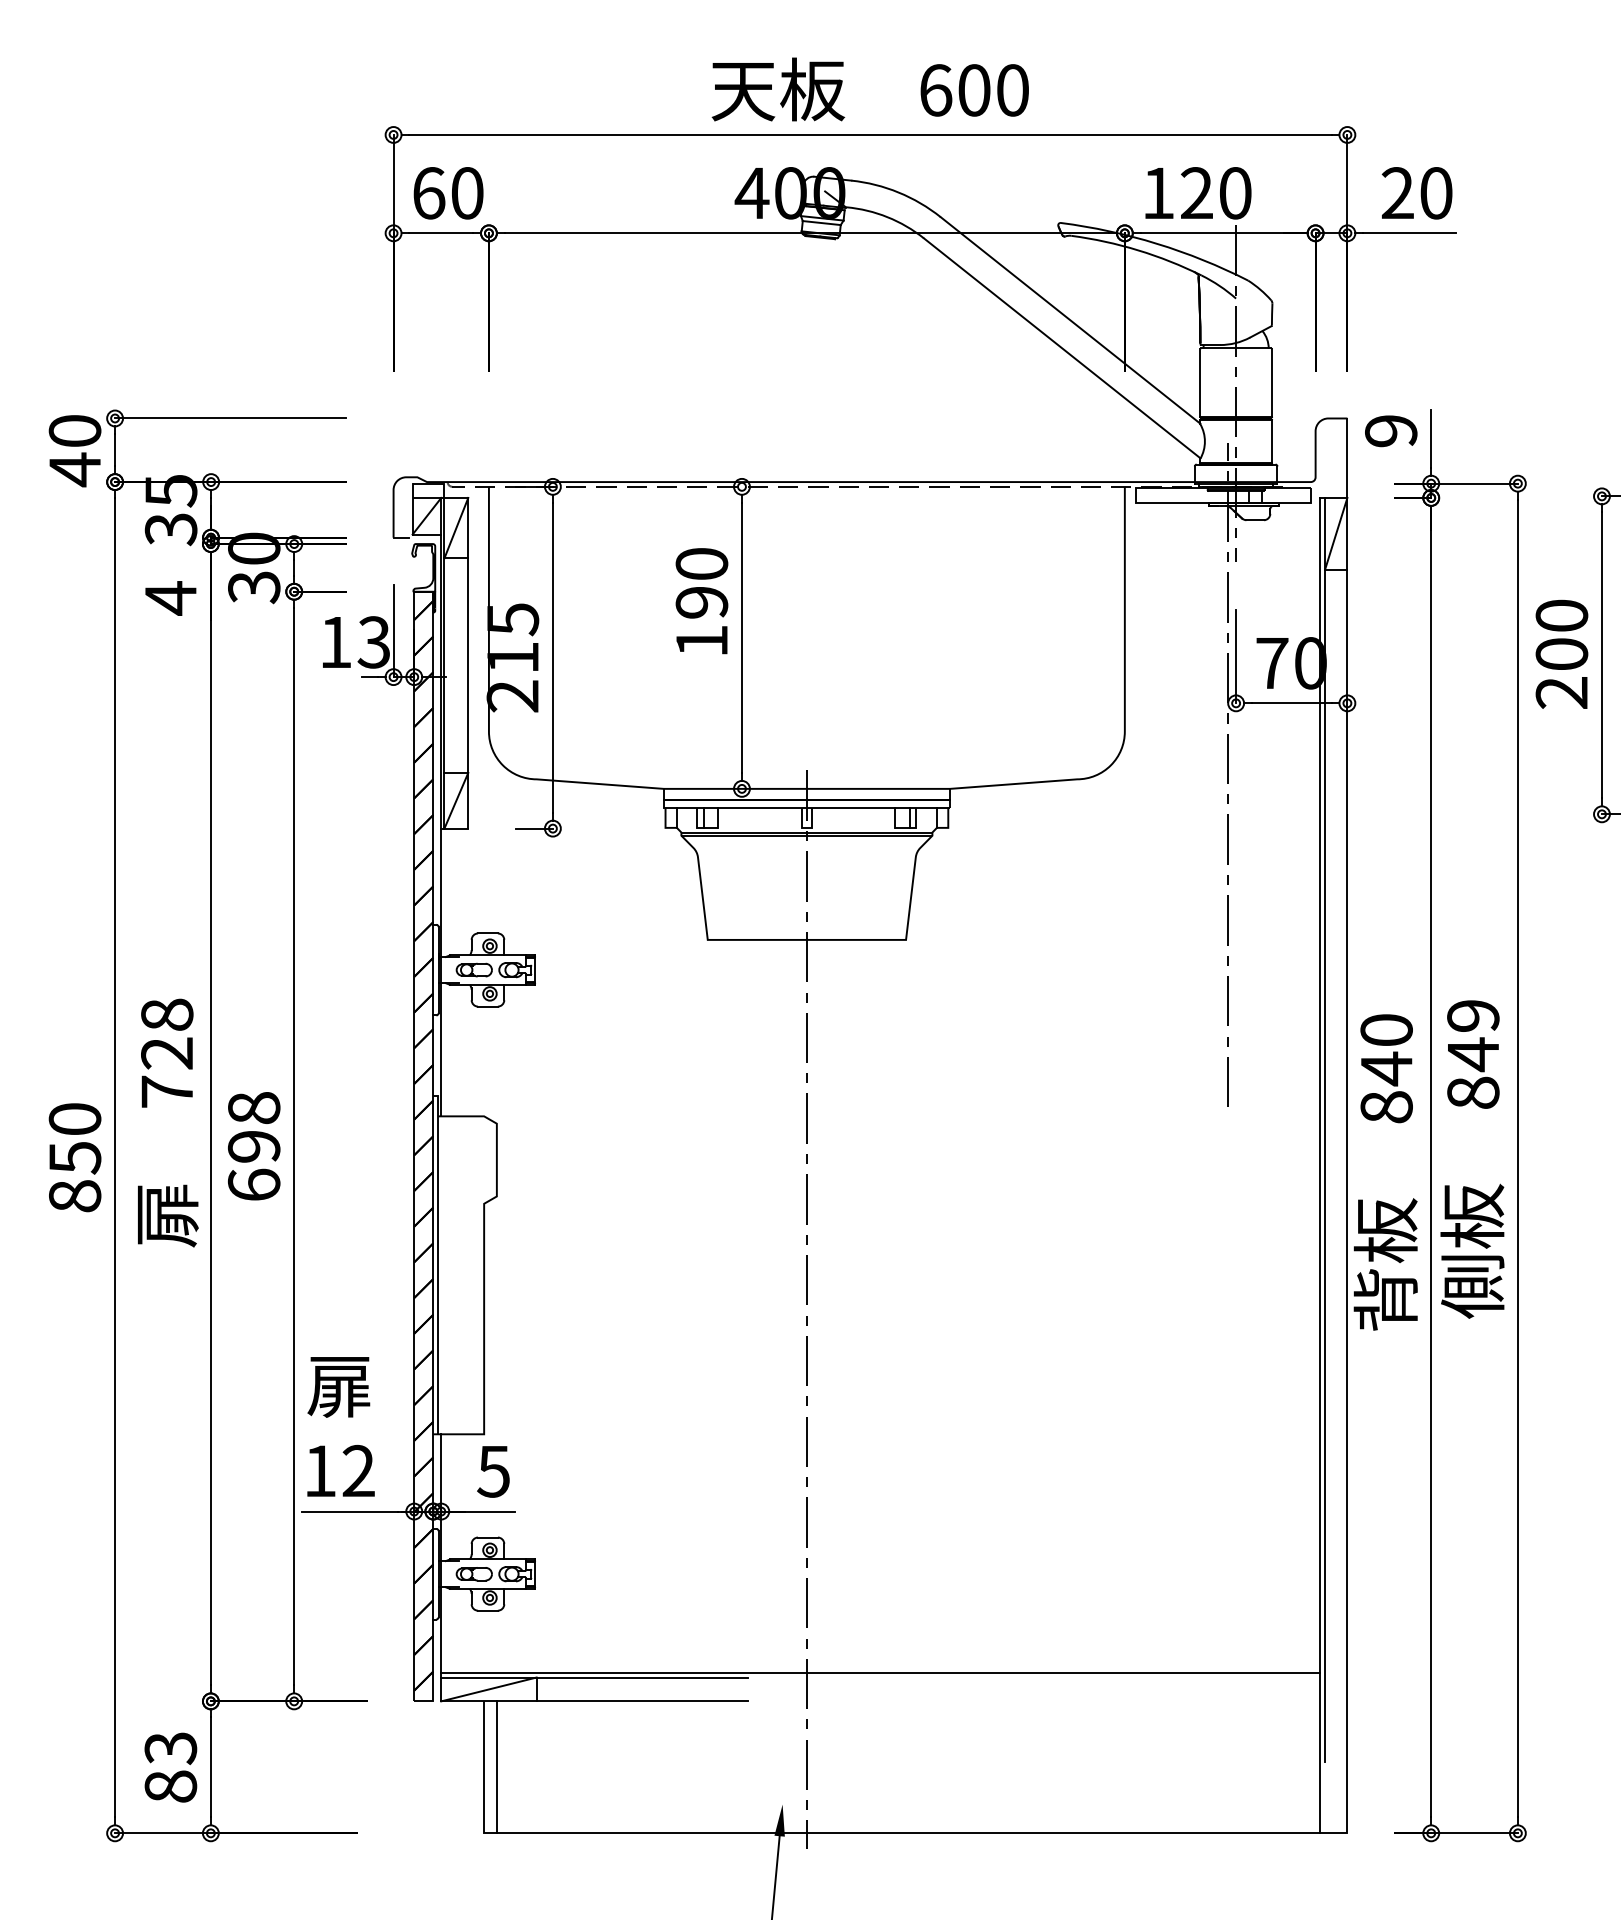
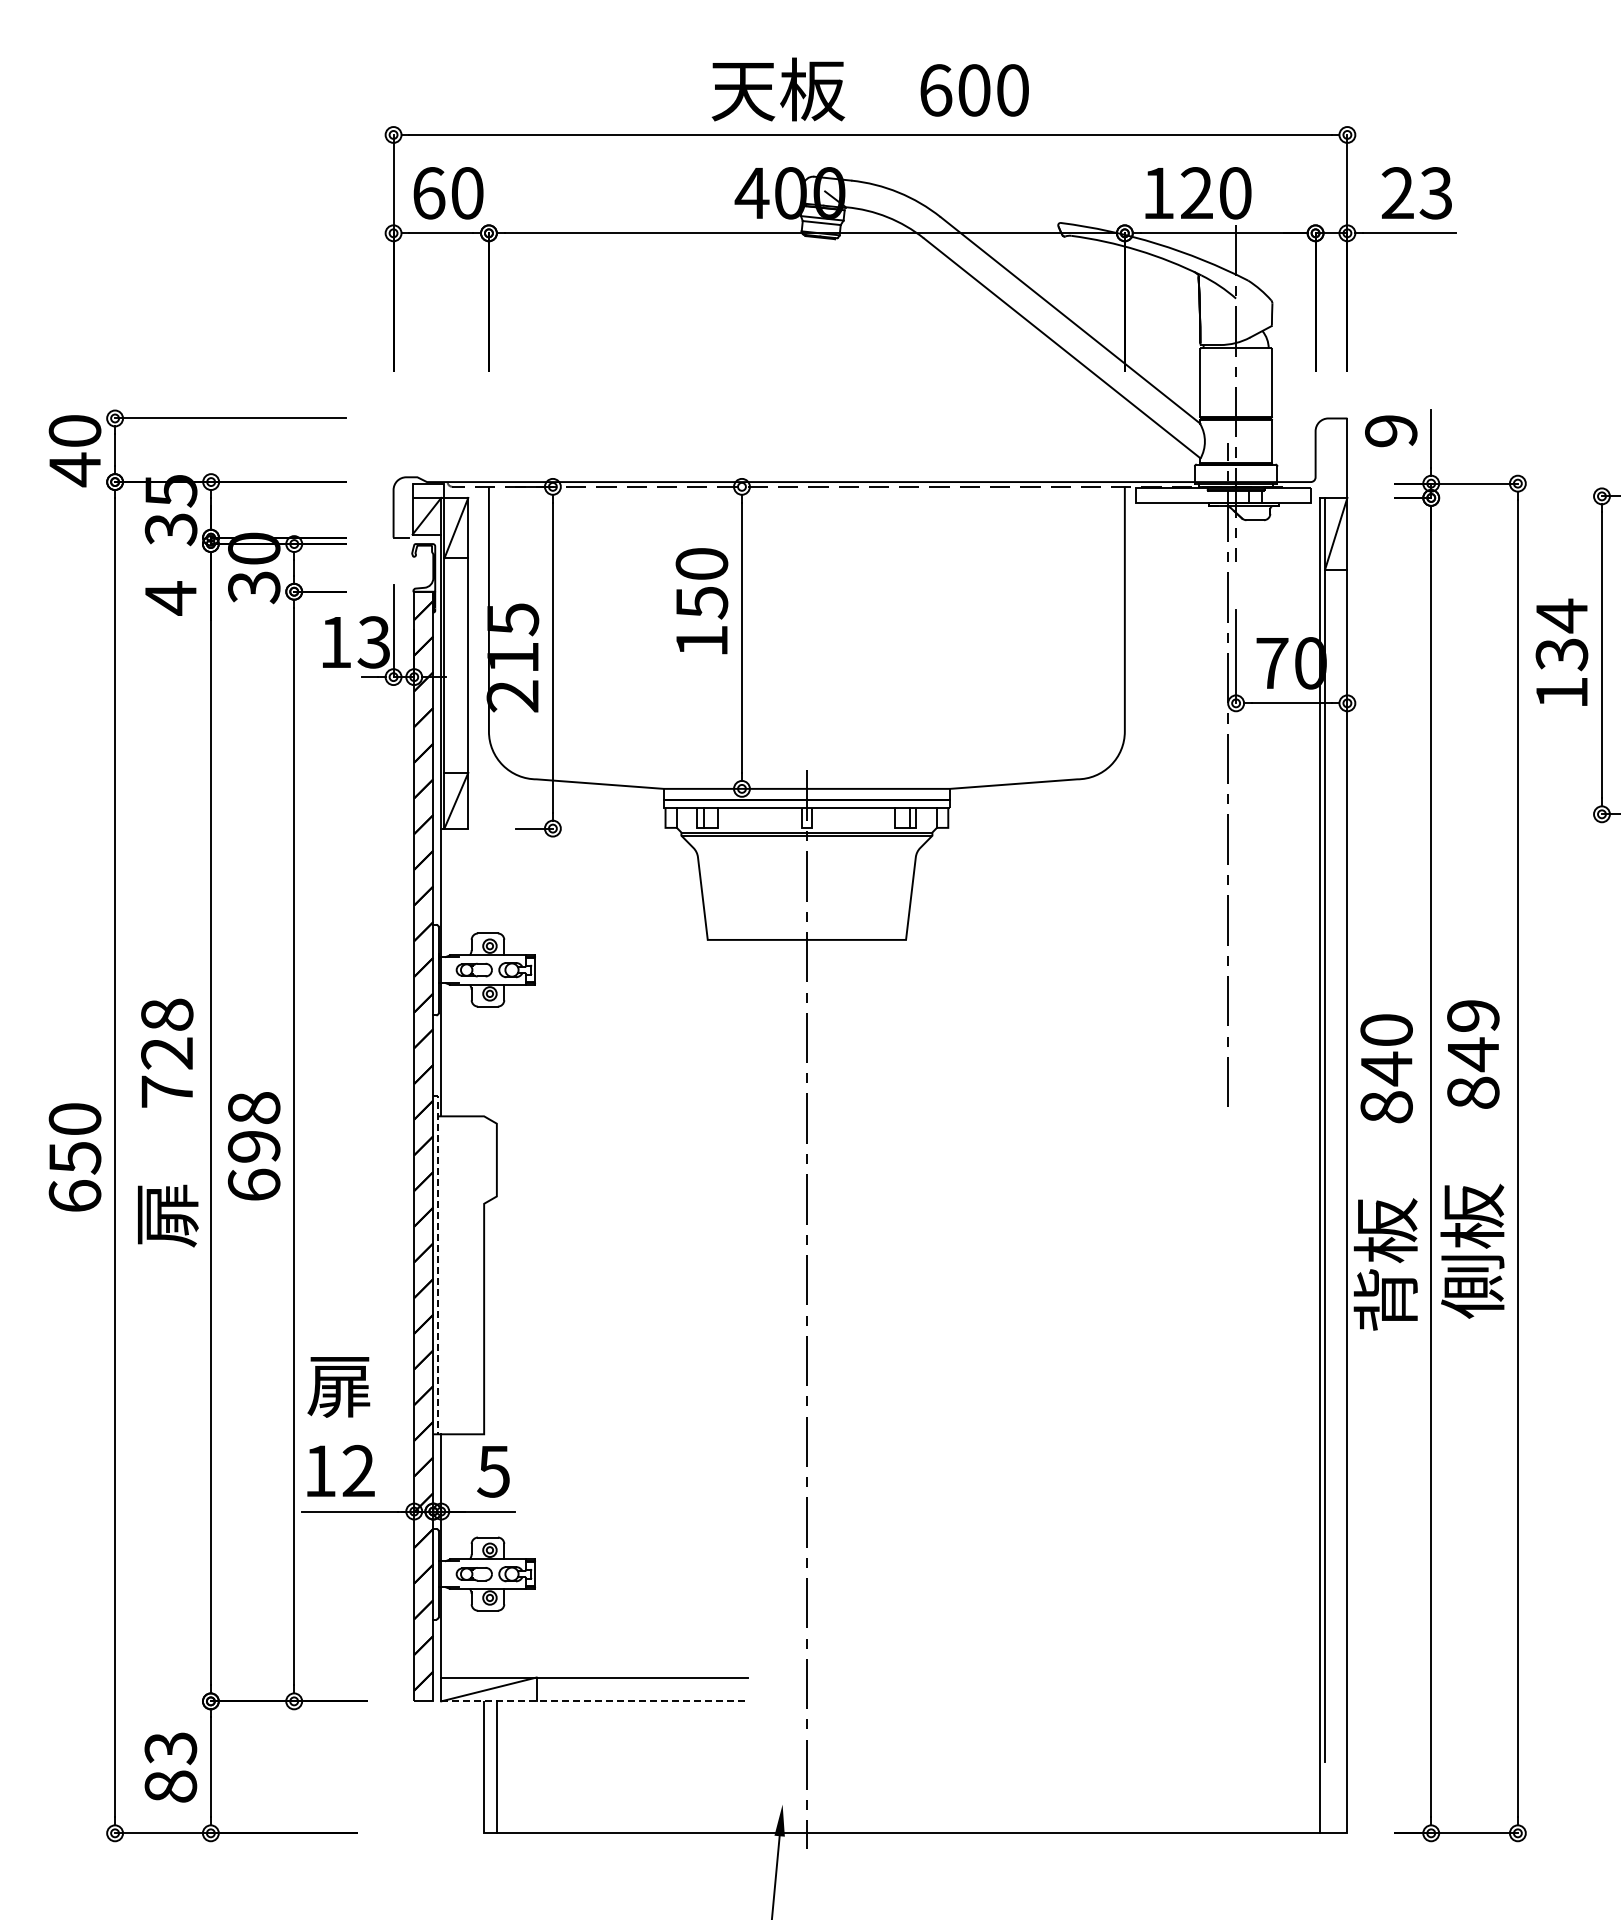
text: 20 -> 23 (1435, 193)
text: 190 -> 150 (701, 603)
text: 200 -> 134 (1561, 653)
text: 850 -> 650 (74, 1196)
line: solid -> dashed (438, 1262)
line: present -> none (880, 1672)
line: solid -> dashed (595, 1701)
